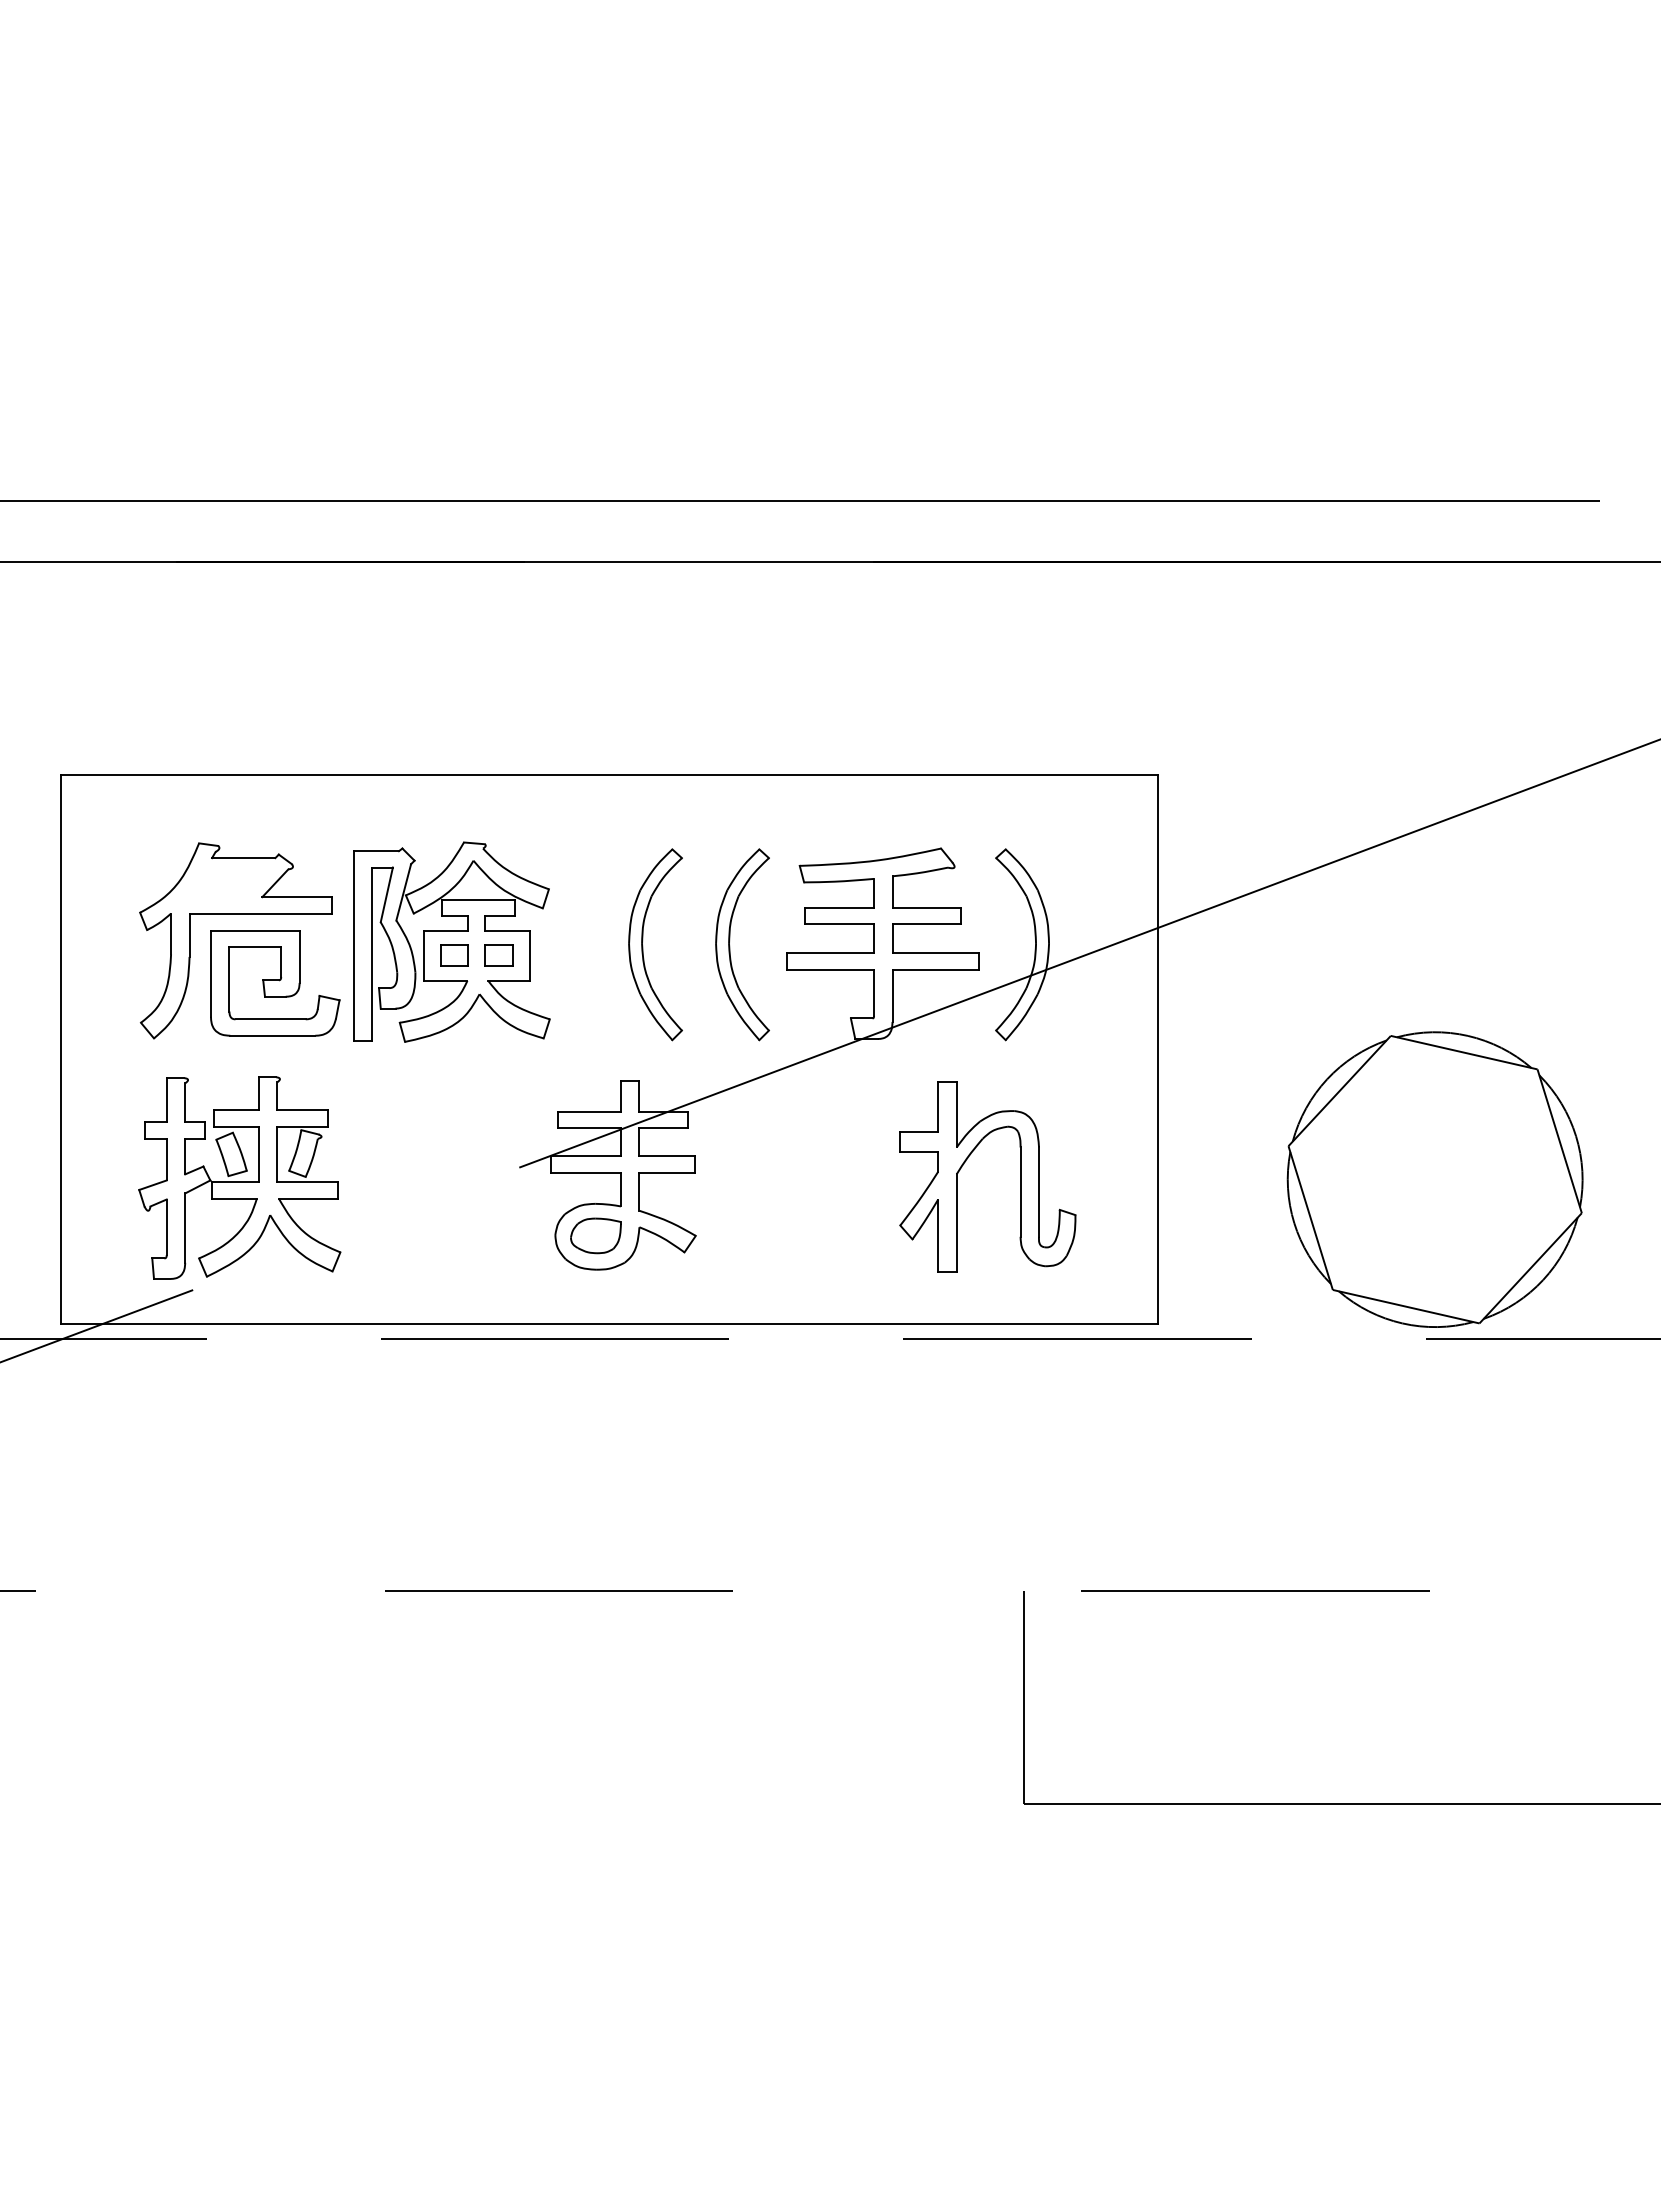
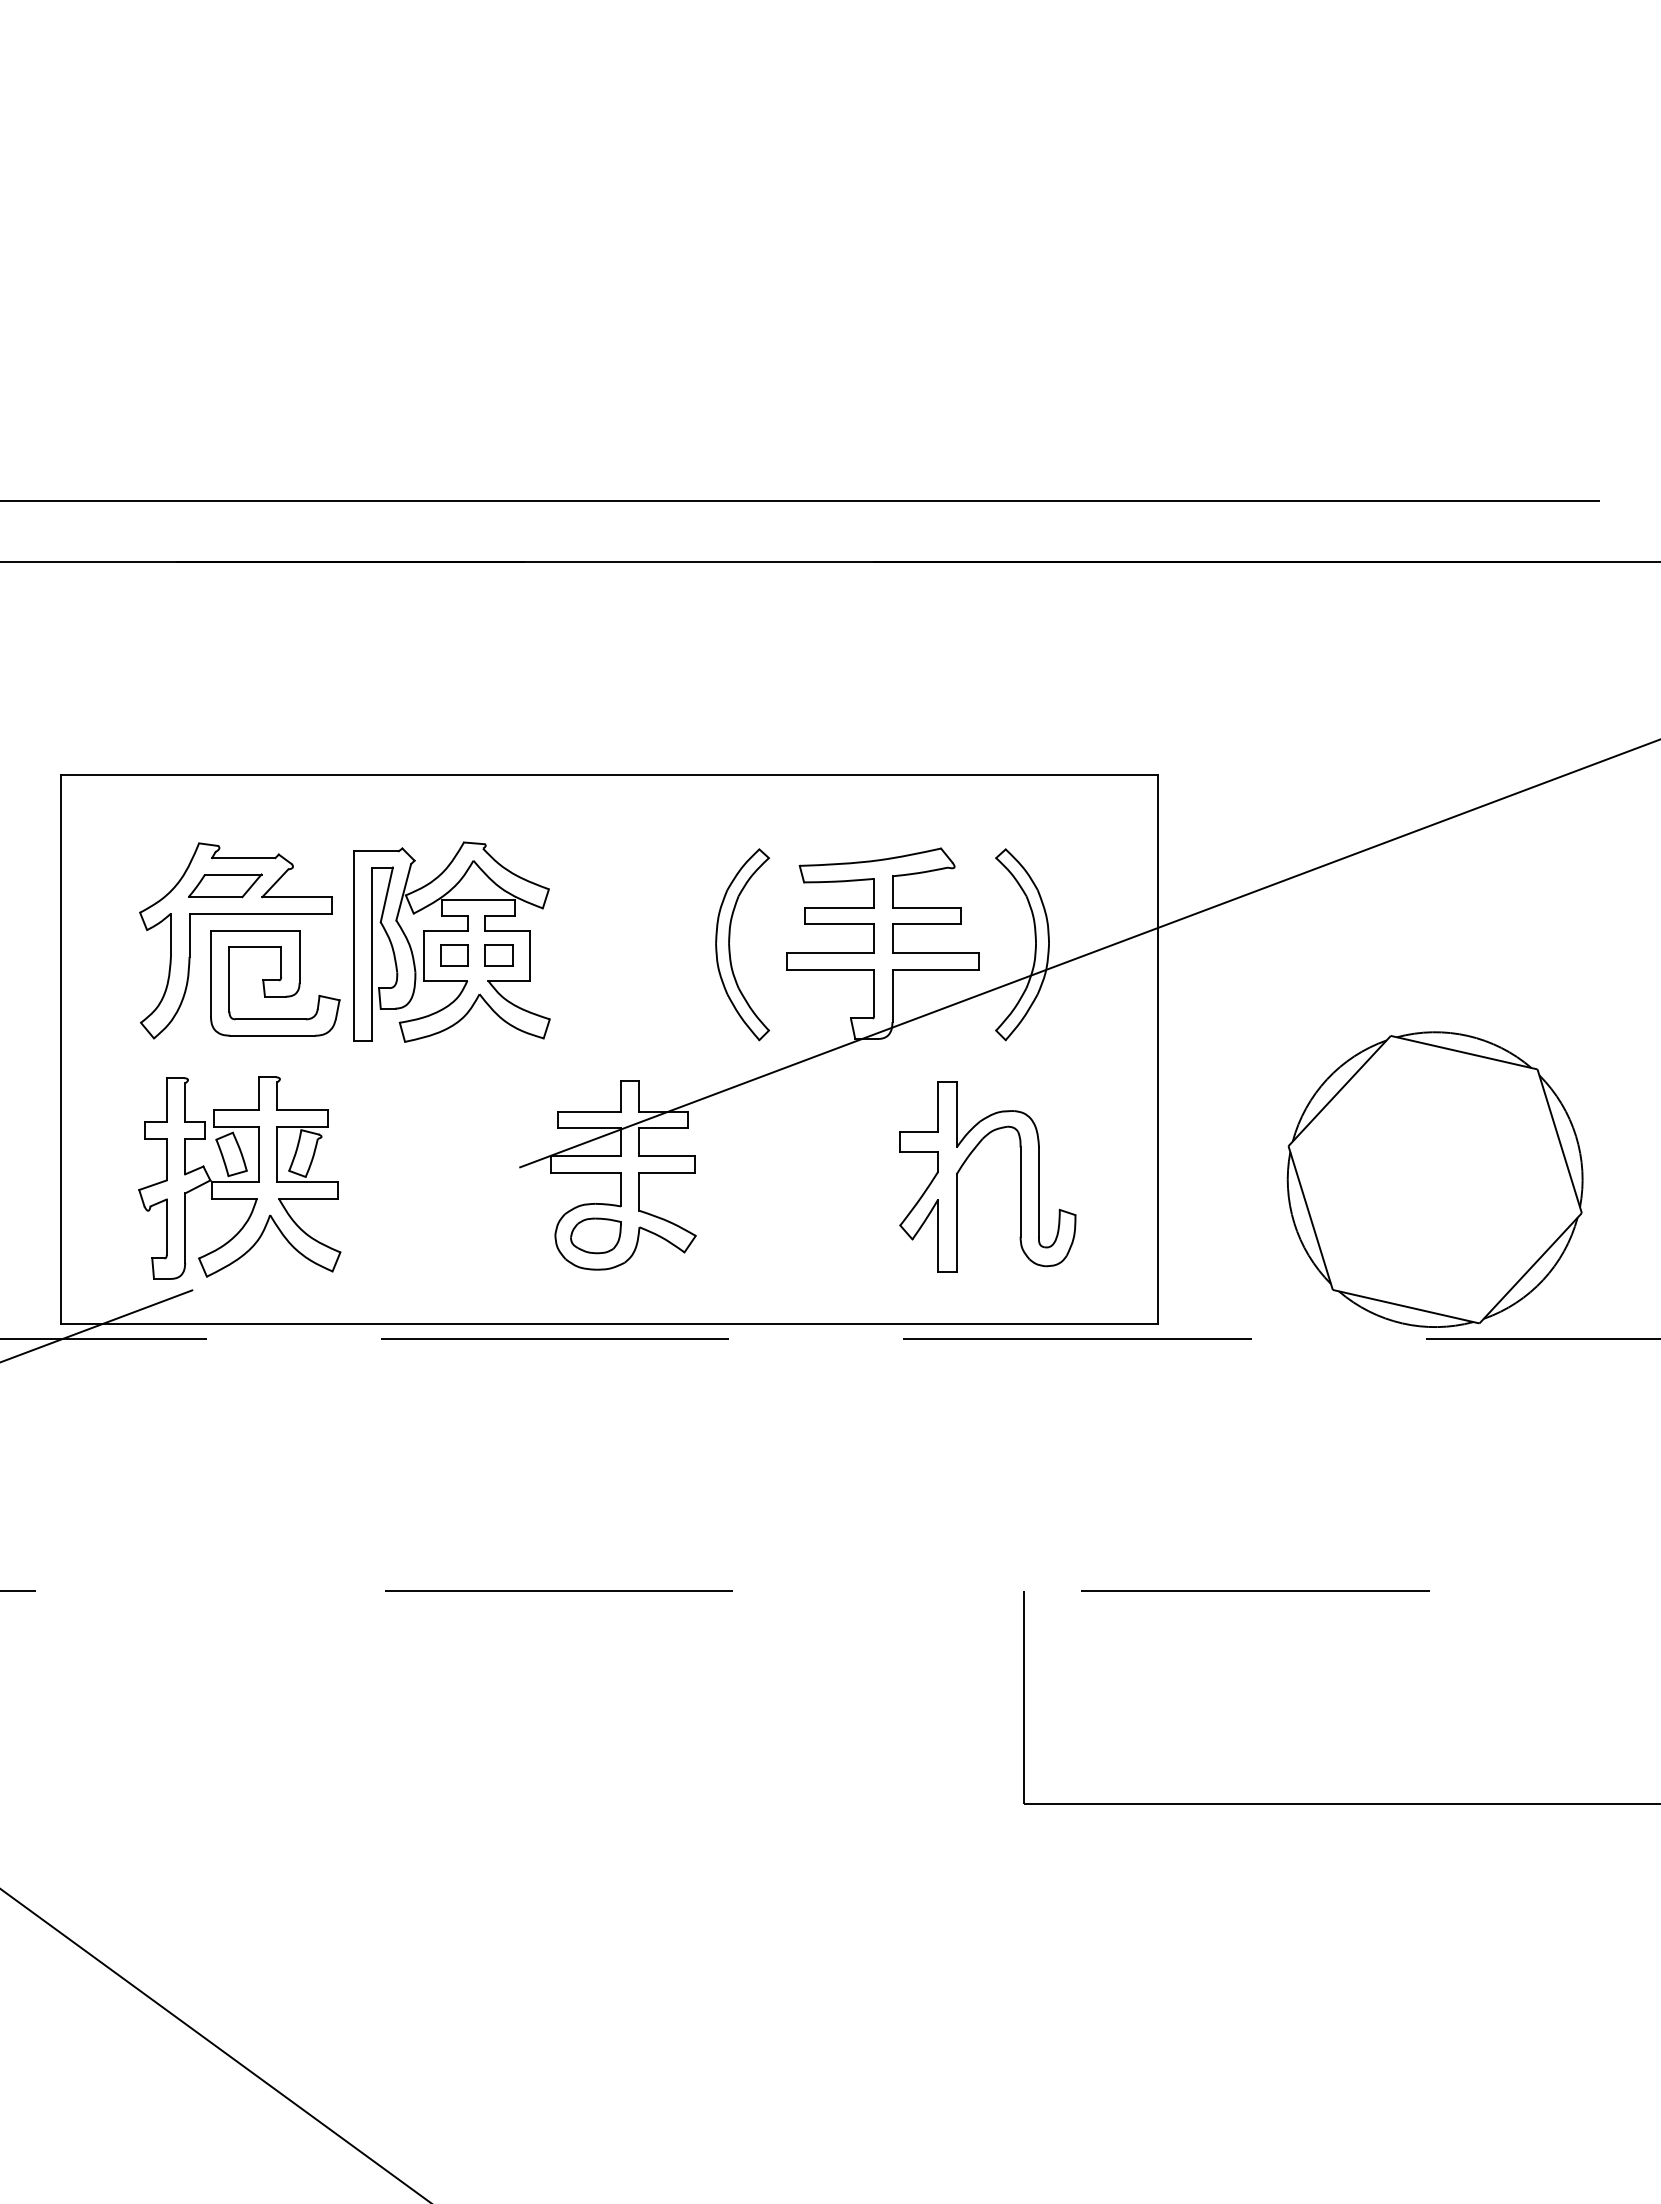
part: none -> present (225, 885)
part: present -> none (643, 945)
line: none -> present (214, 2045)
